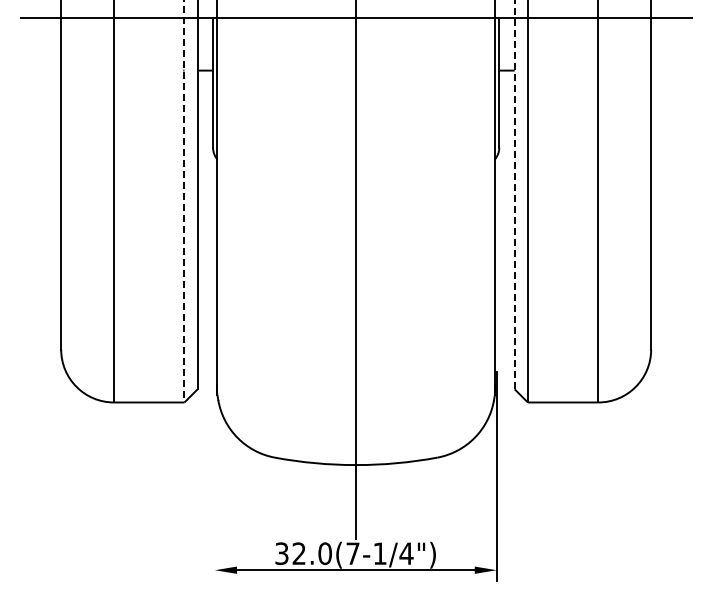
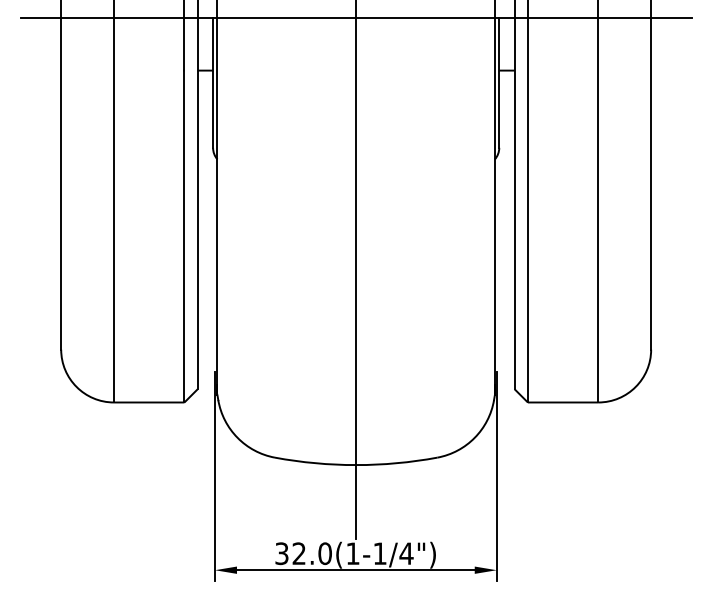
line: dashed -> solid (514, 194)
line: dashed -> solid (184, 201)
line: none -> present (214, 476)
text: 32.0(7-1/4") -> 32.0(1-1/4") (352, 553)
